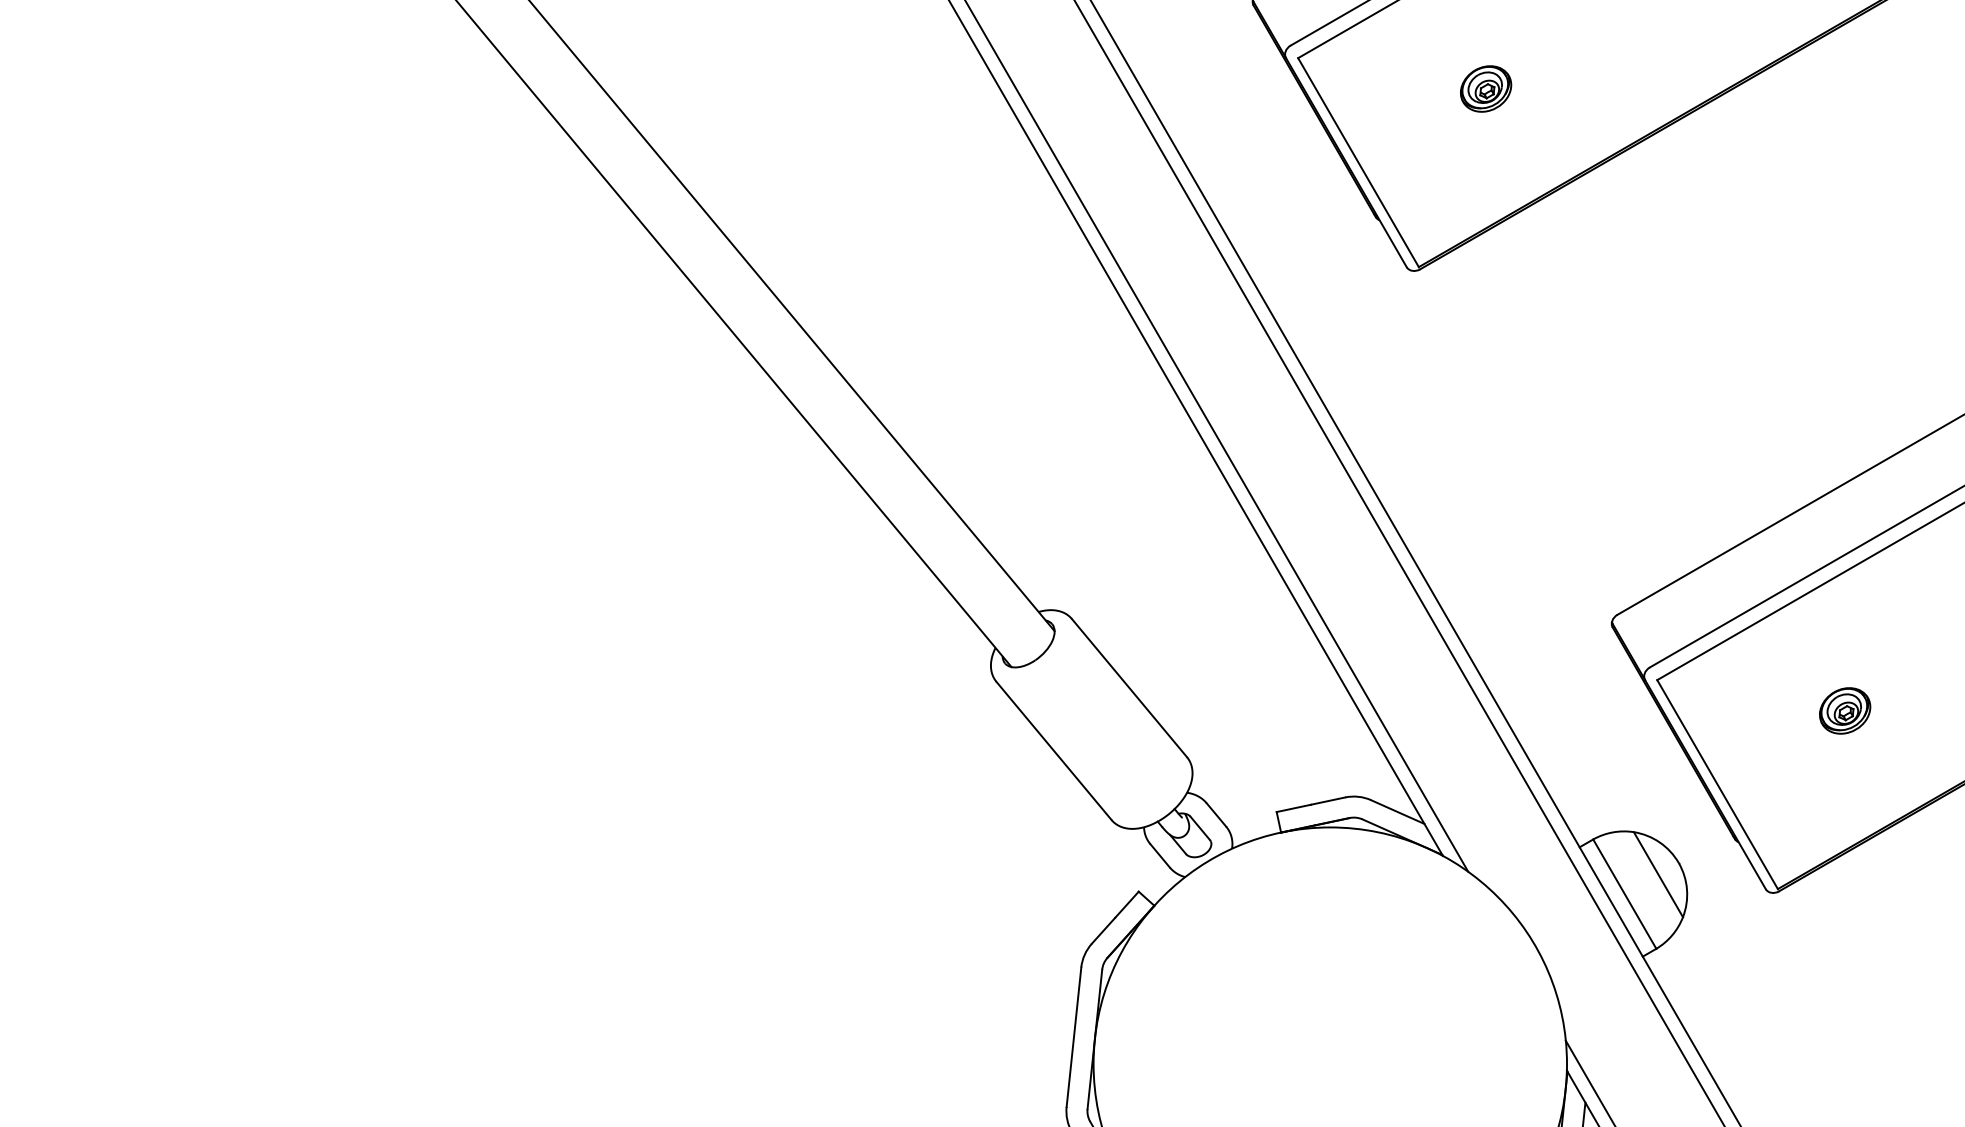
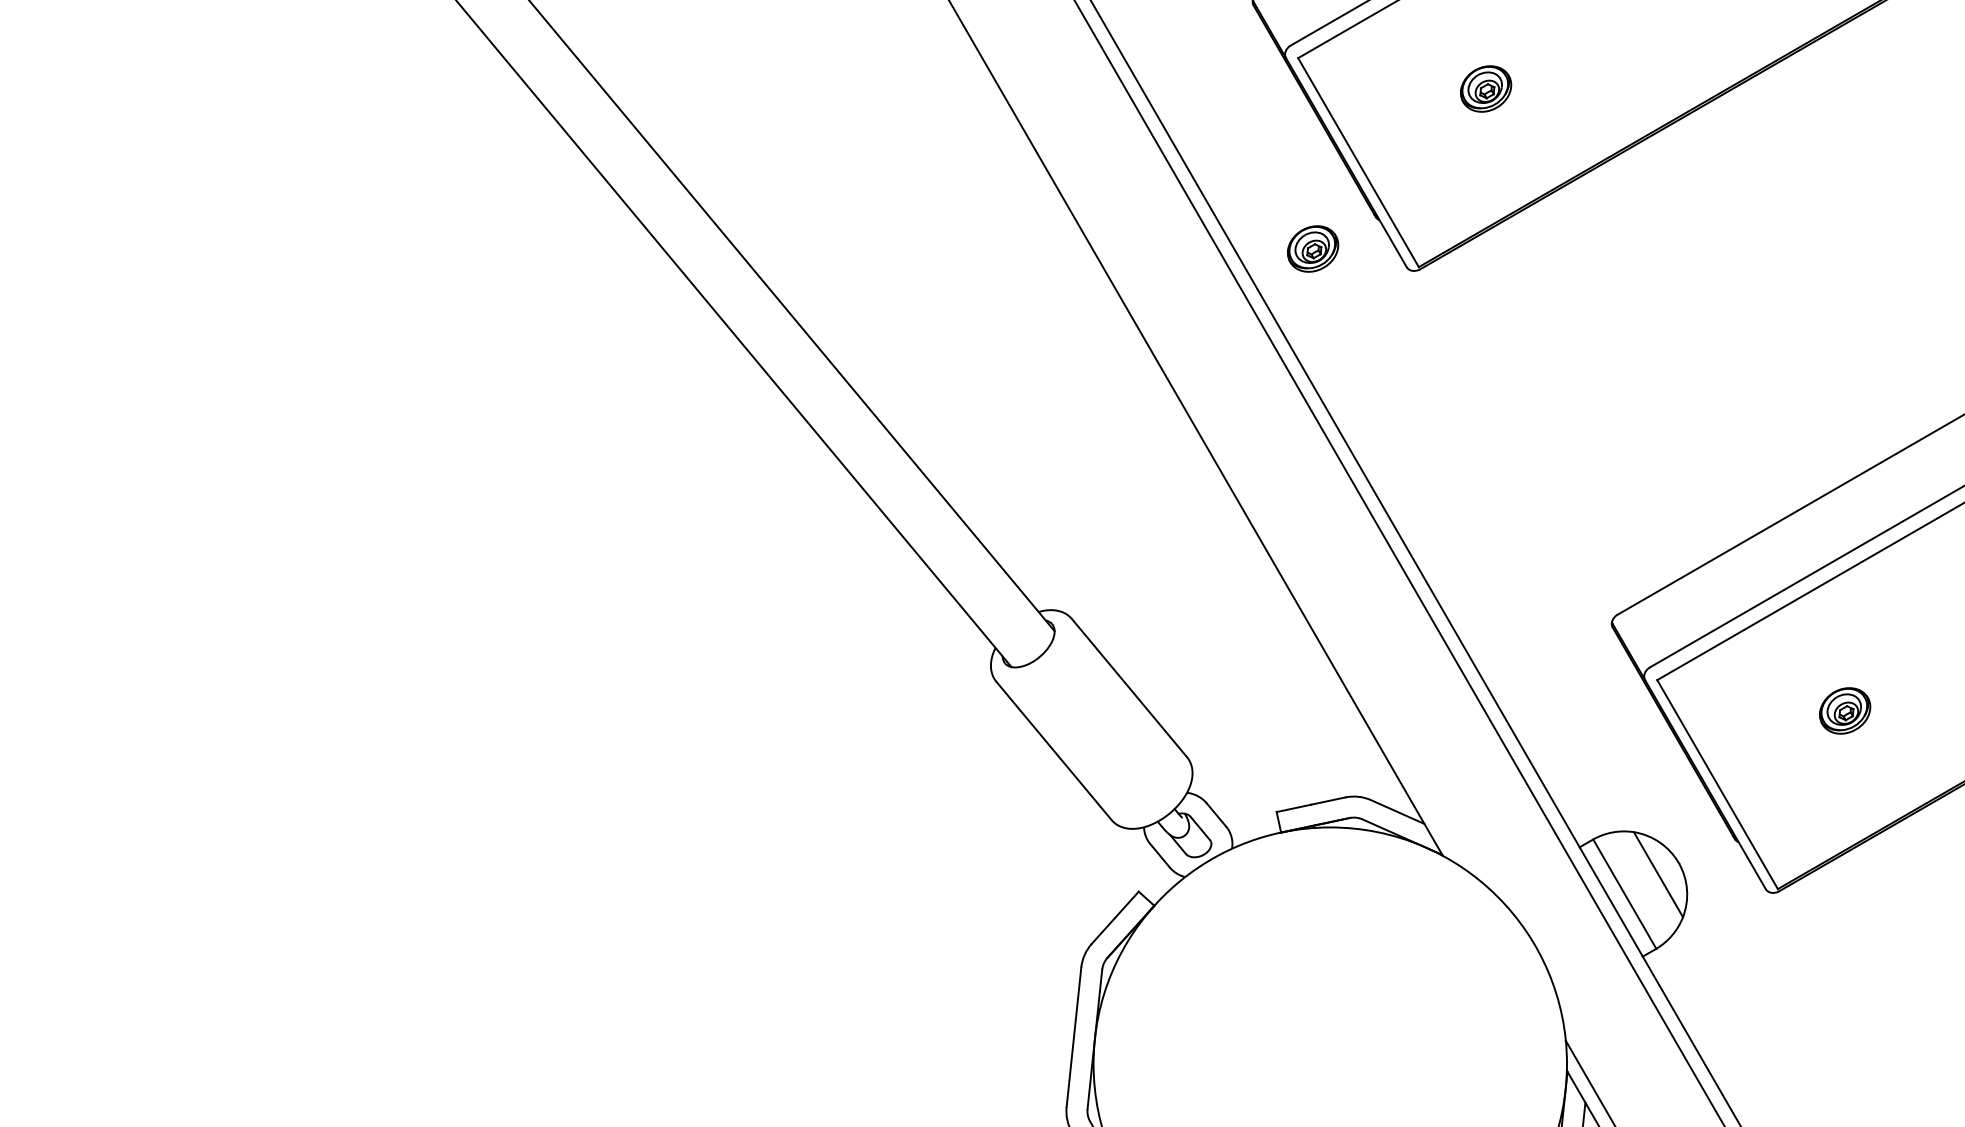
part: none -> present (1313, 248)
line: present -> none (1217, 436)
